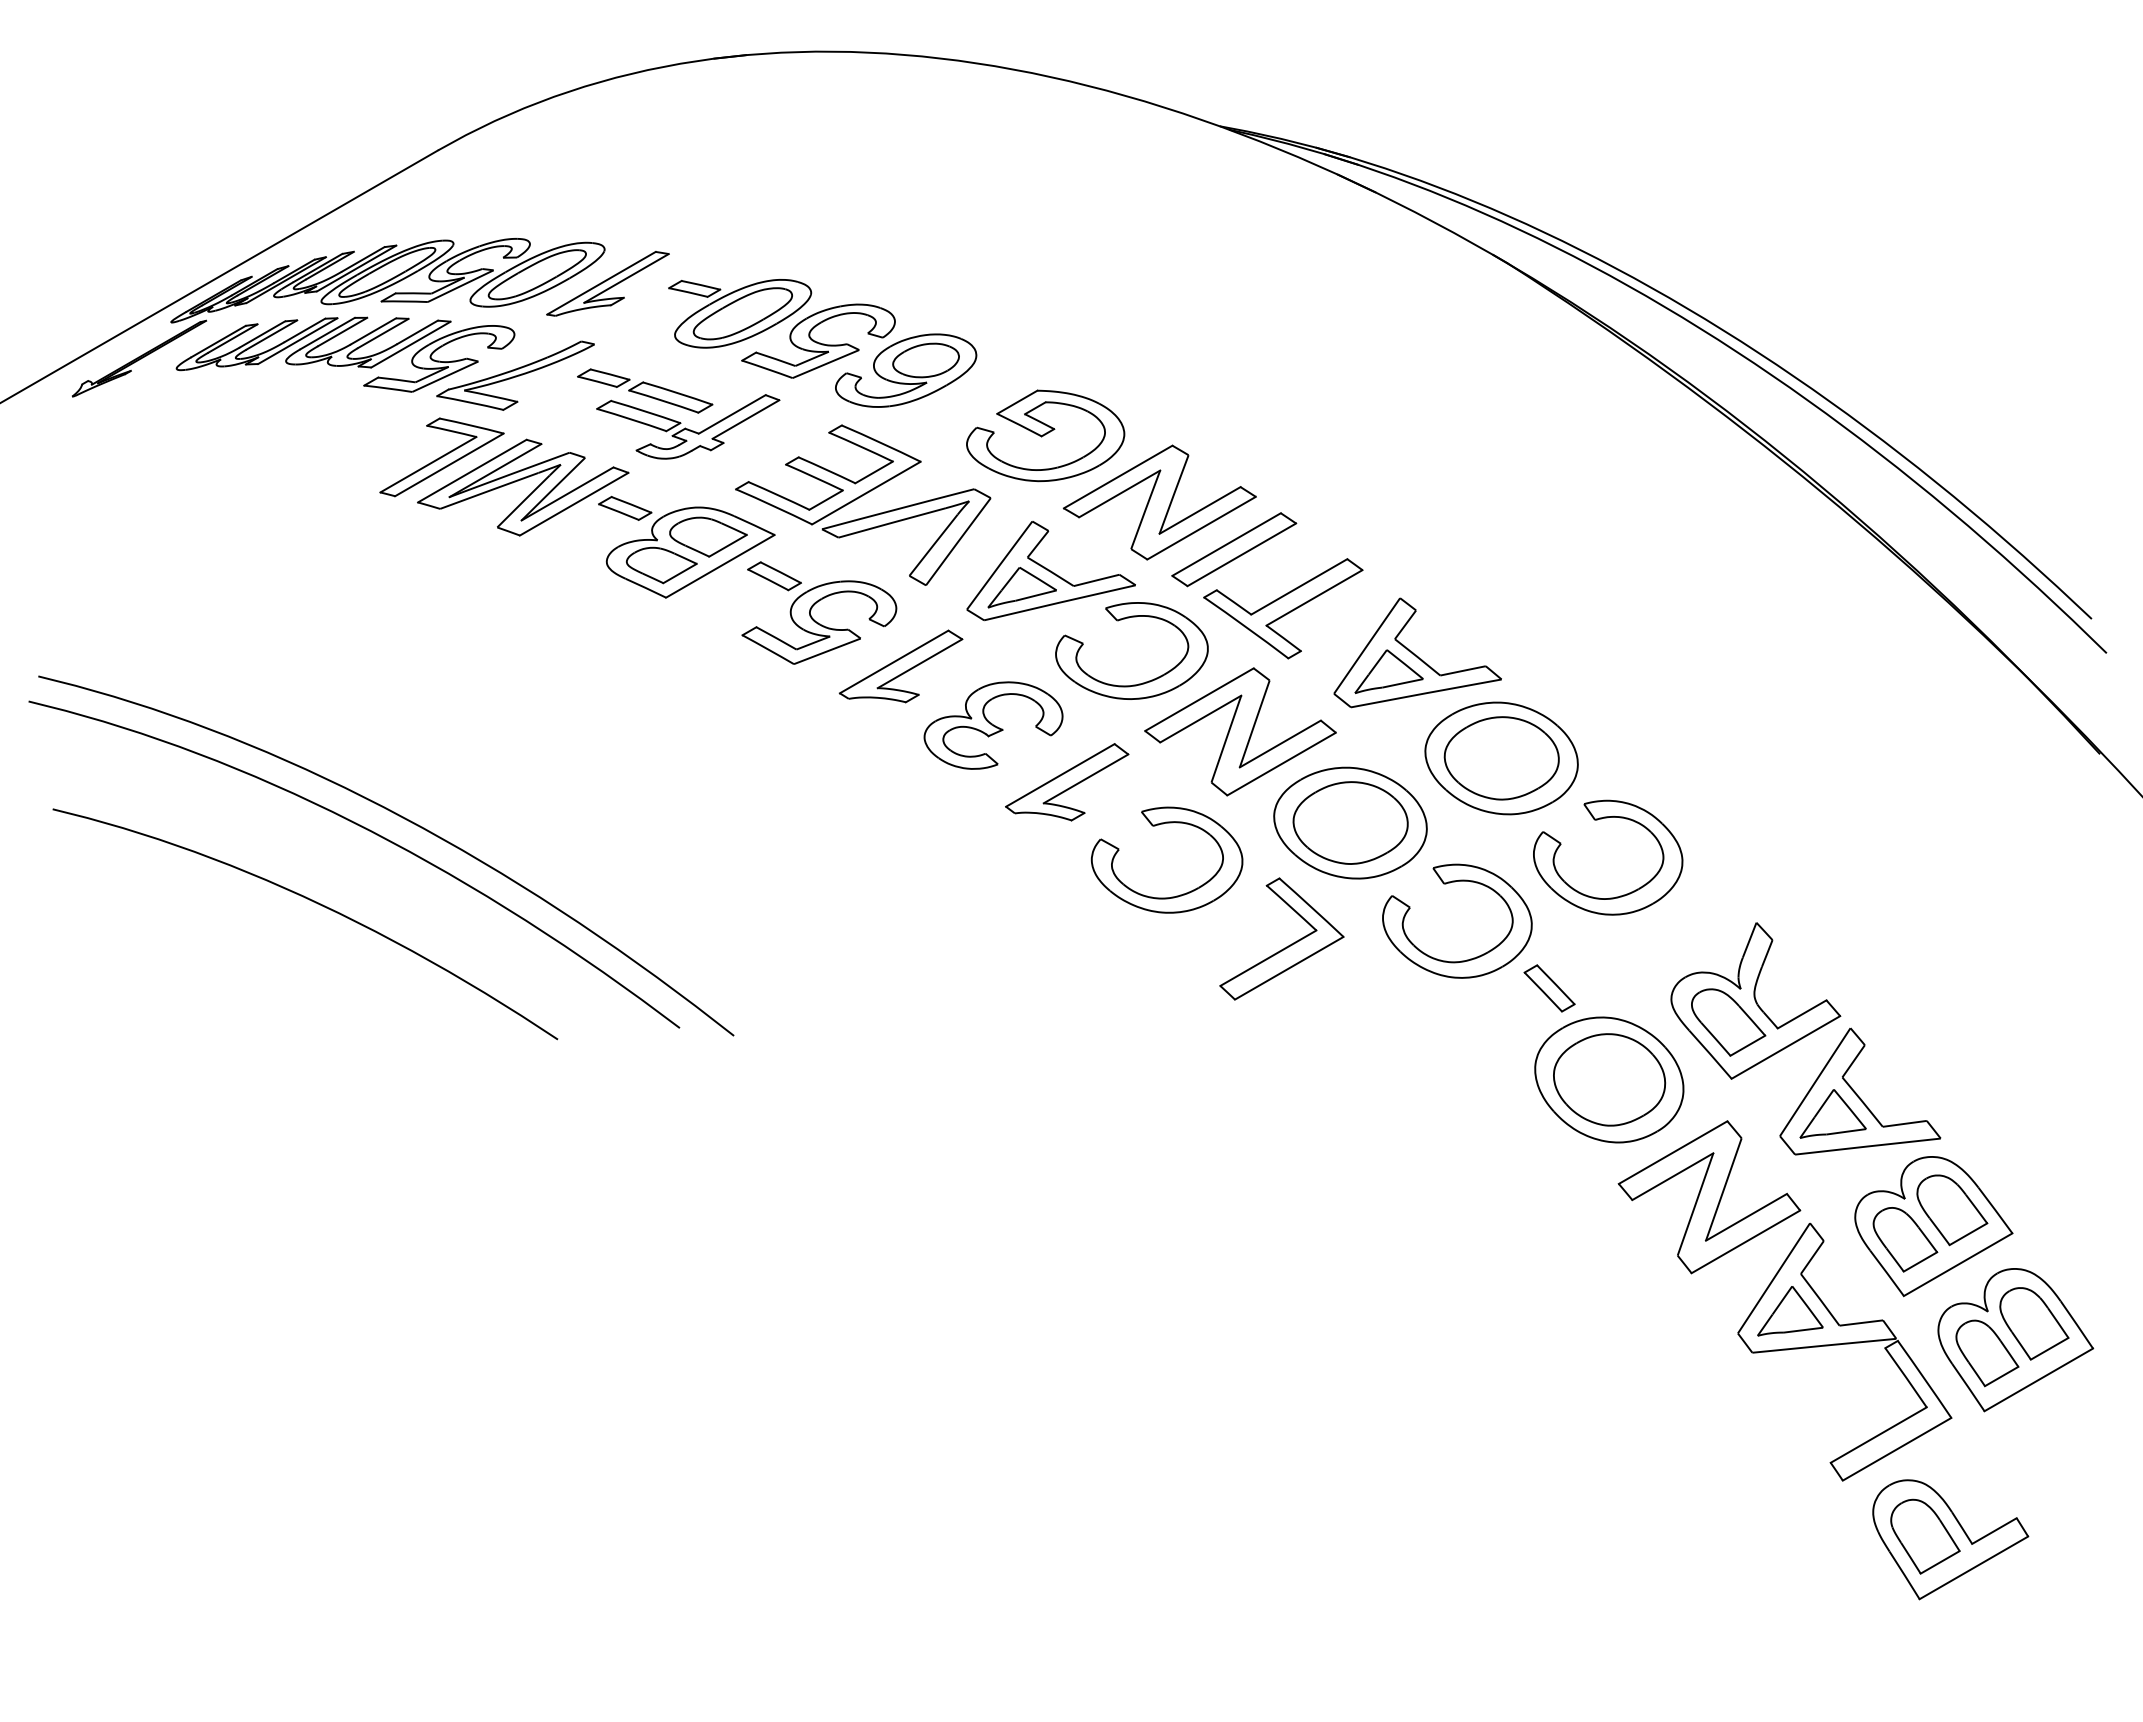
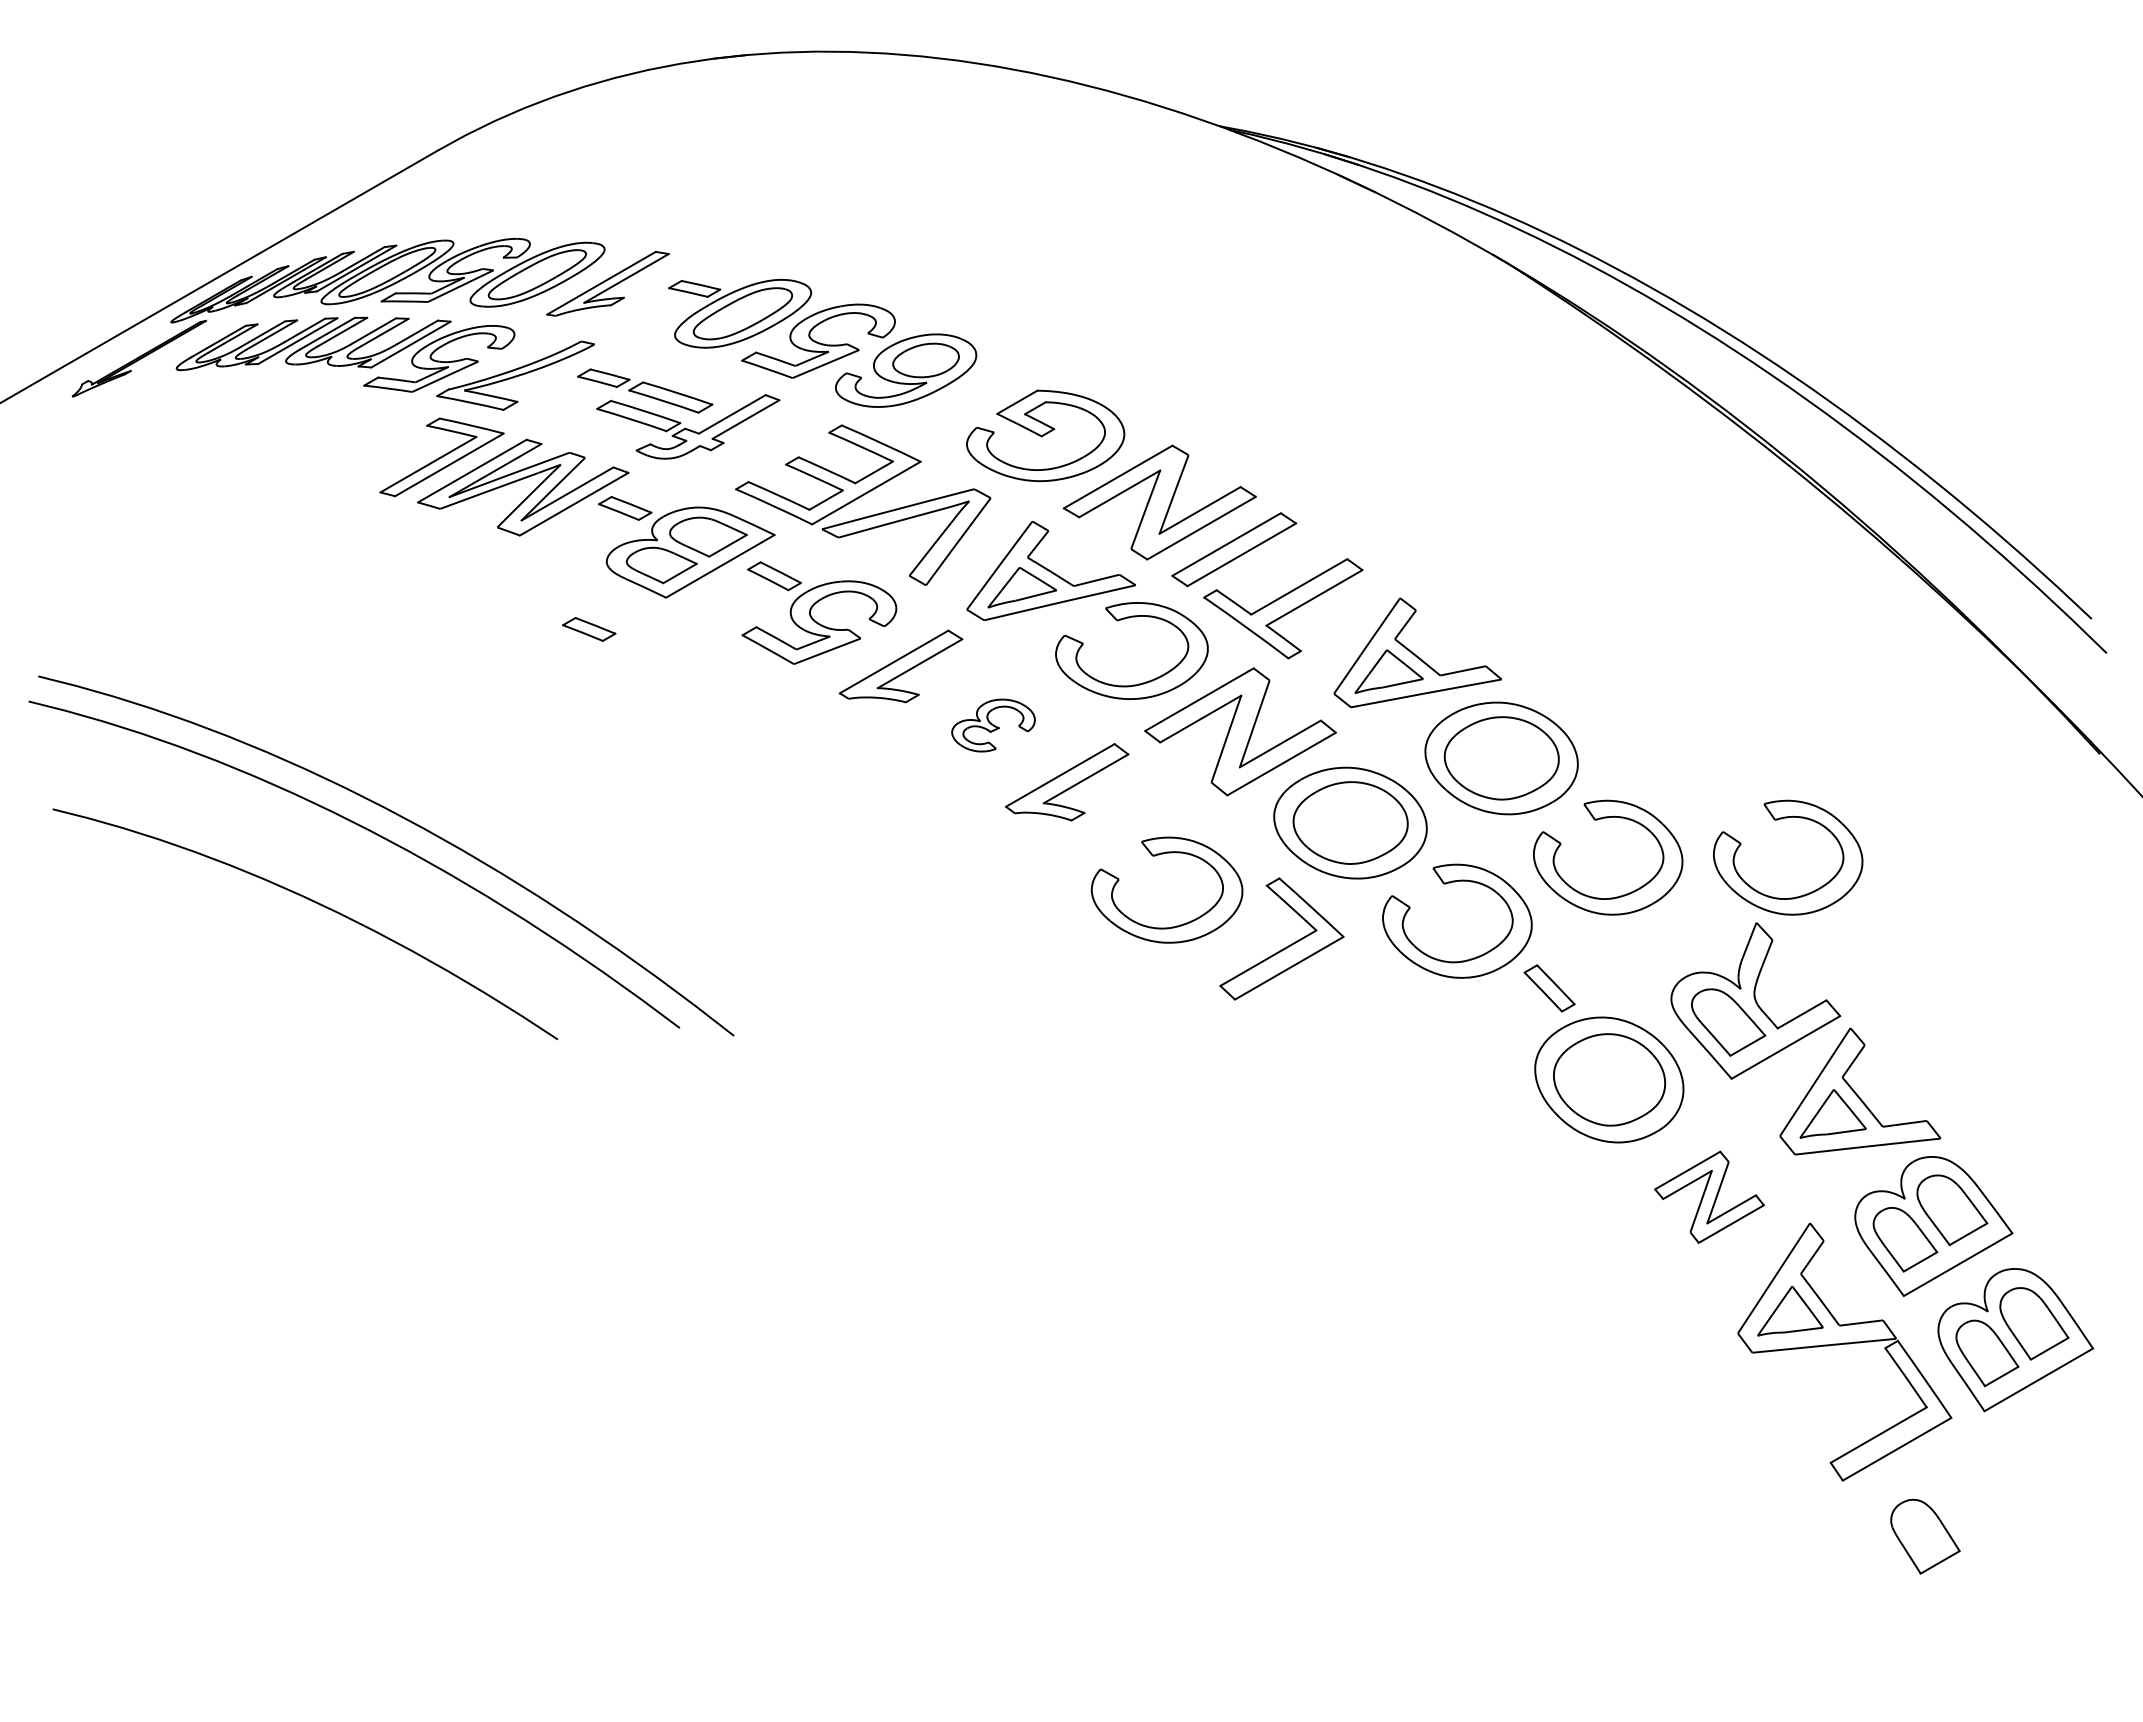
part: none -> present (589, 628)
part size: 141x89 px -> 85x55 px (993, 725)
part: none -> present (1777, 820)
part position: (1159, 825) -> (1159, 855) (1159, 855)
part size: 185x155 px -> 111x94 px (1709, 1196)
part: present -> none (1950, 1539)
